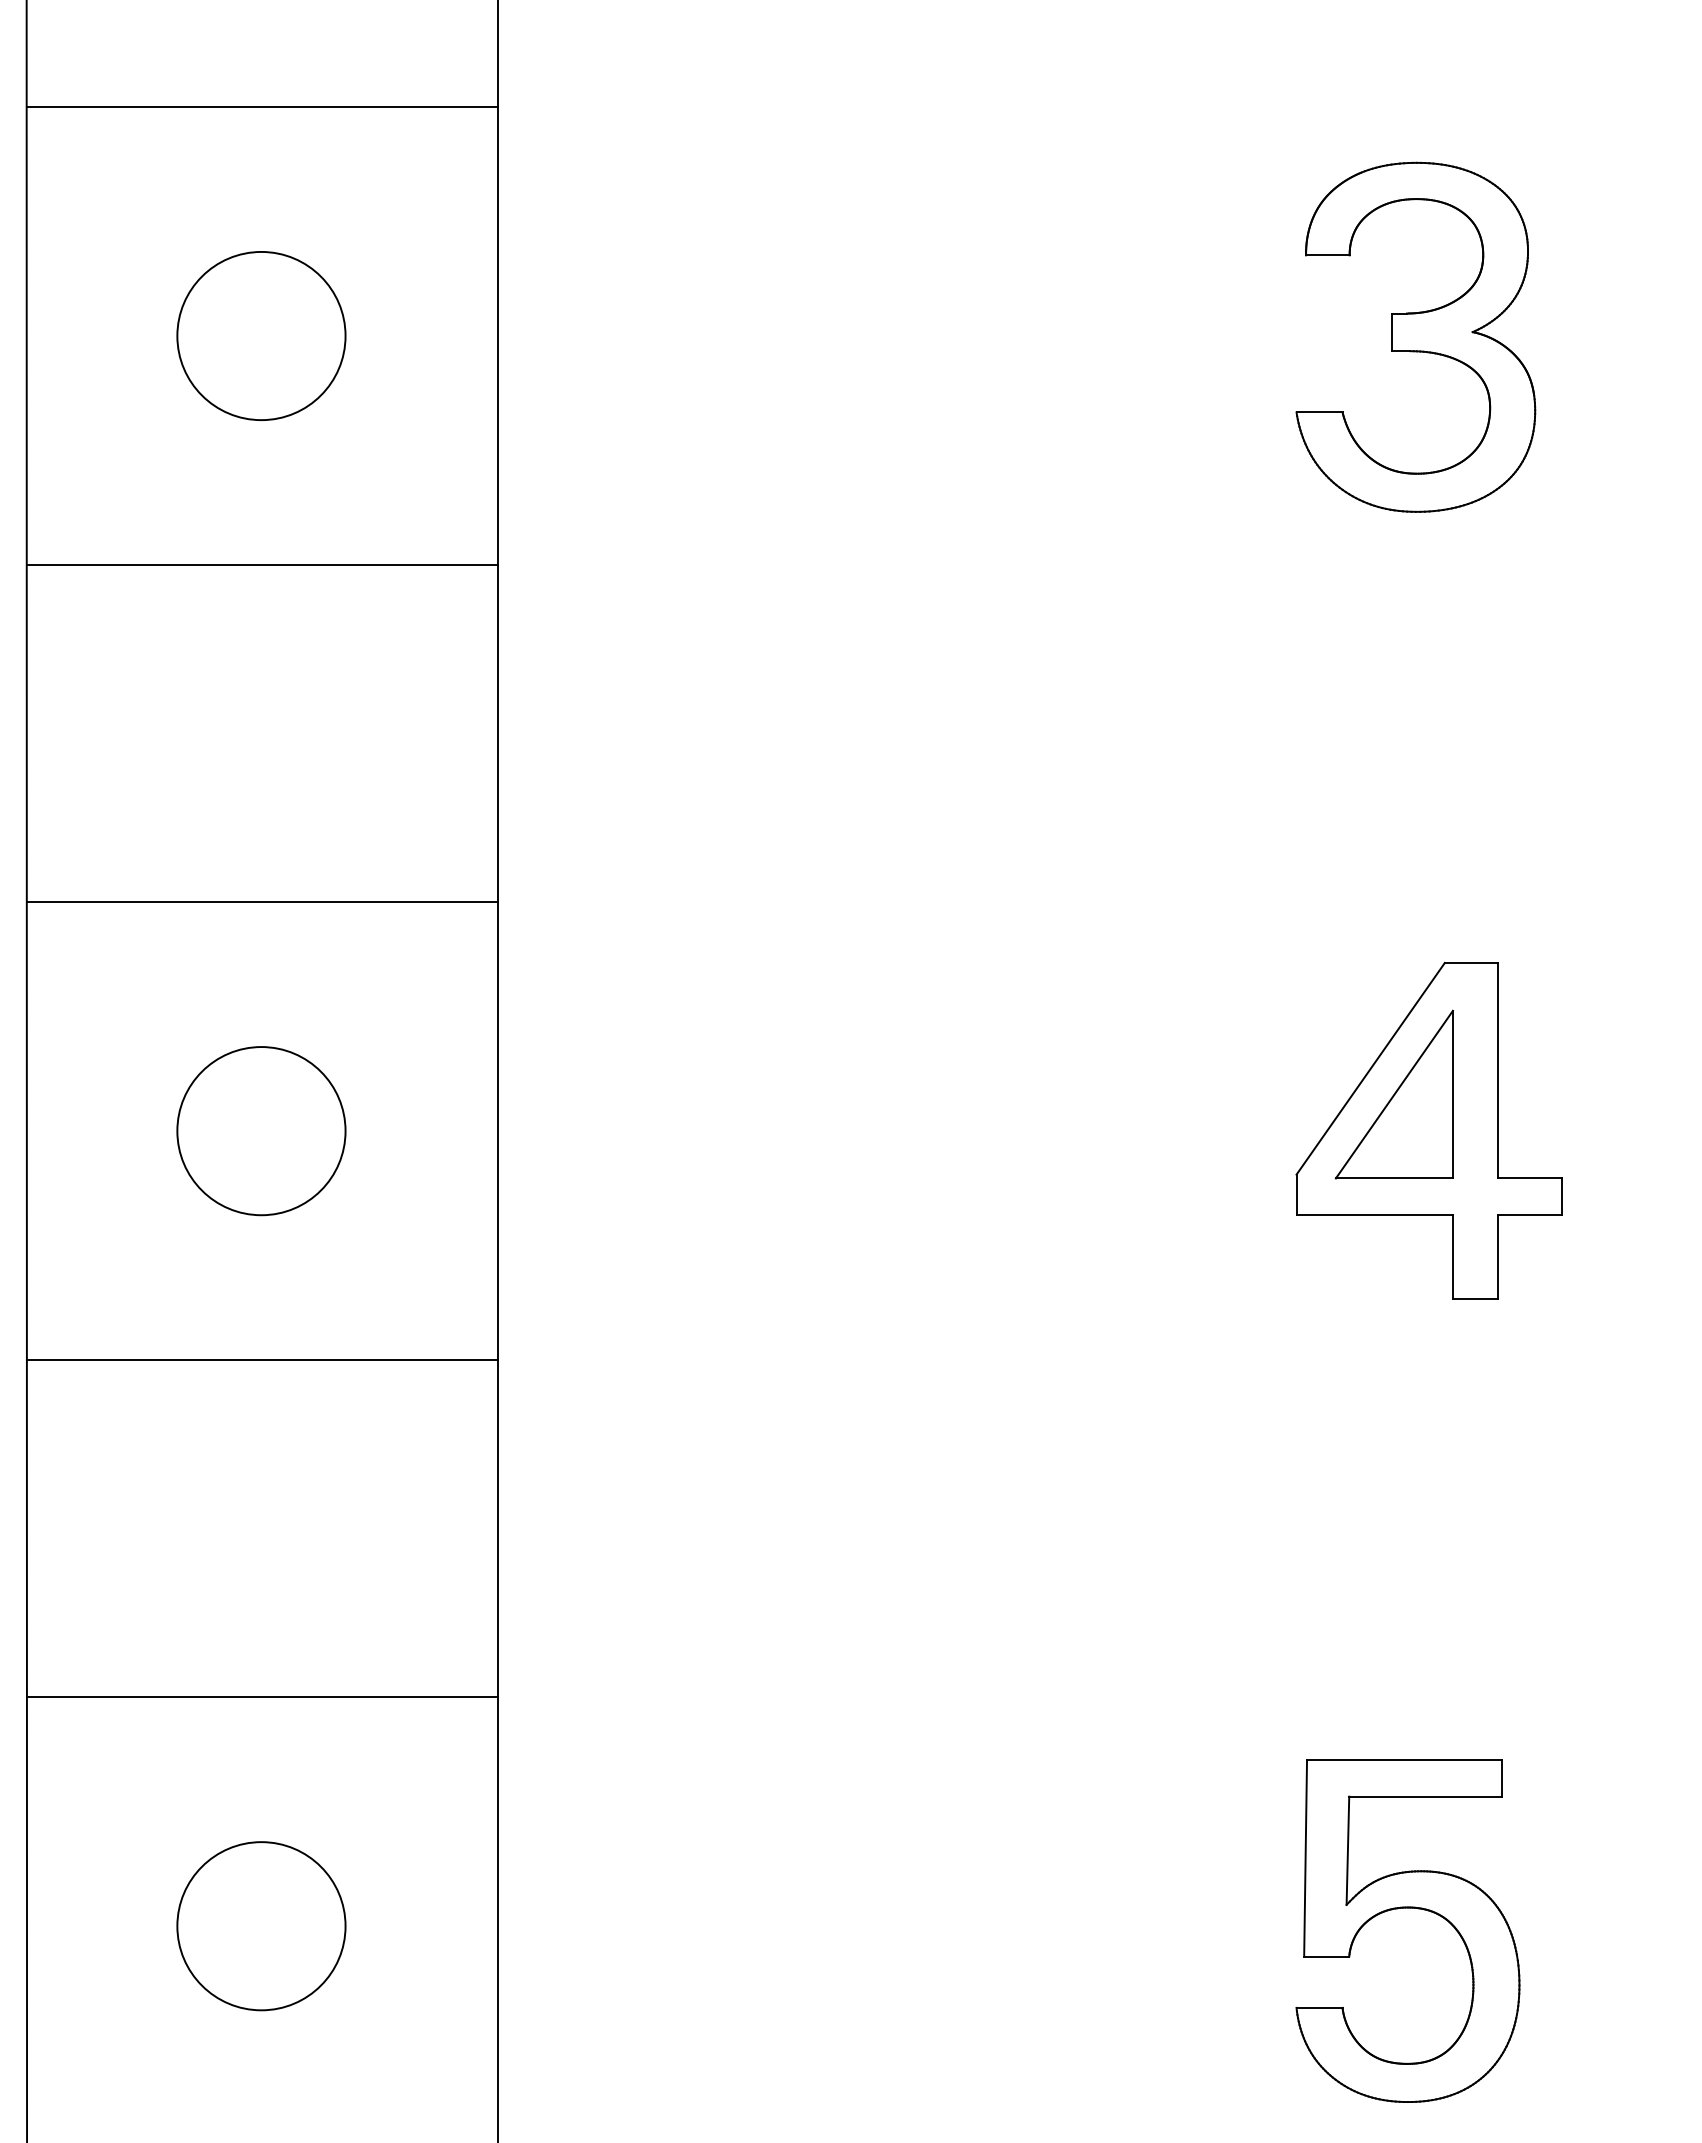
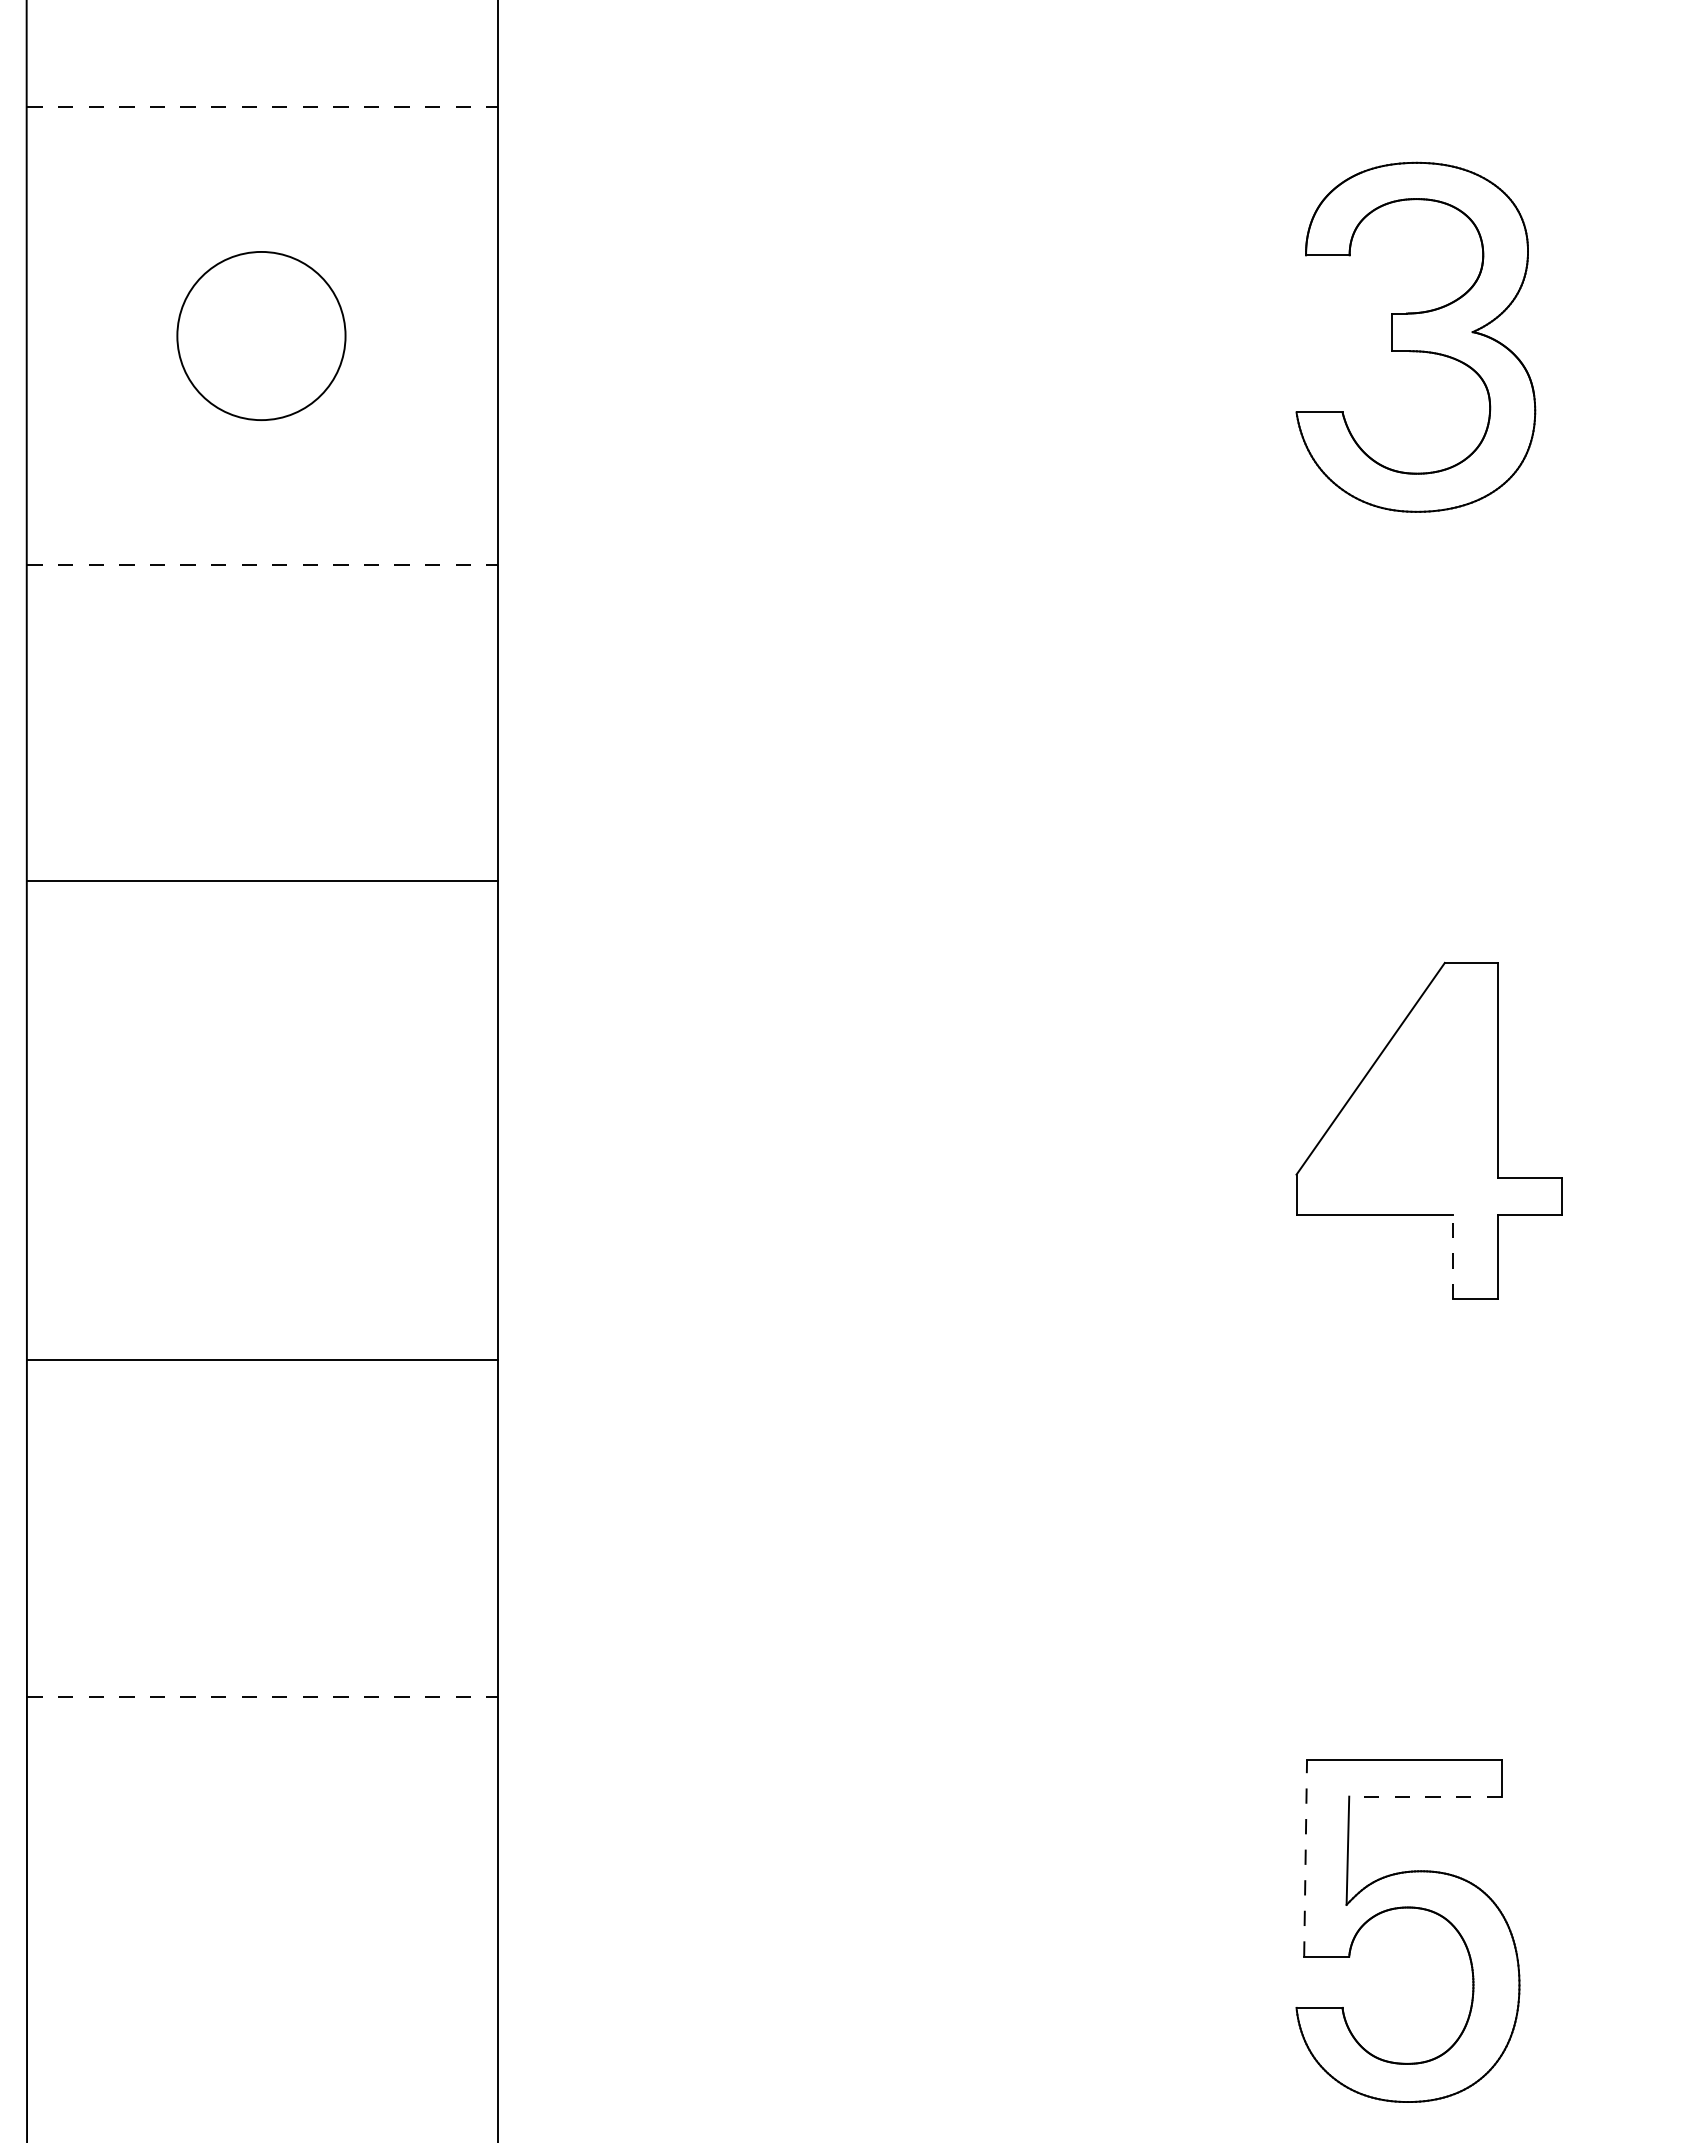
line: solid -> dashed (263, 106)
line: solid -> dashed (263, 565)
line position: (262, 901) -> (262, 880) (262, 880)
part: present -> none (1393, 1094)
circle: present -> none (261, 1131)
line: solid -> dashed (1452, 1256)
line: solid -> dashed (263, 1696)
line: solid -> dashed (1425, 1796)
line: solid -> dashed (1305, 1857)
circle: present -> none (261, 1926)
